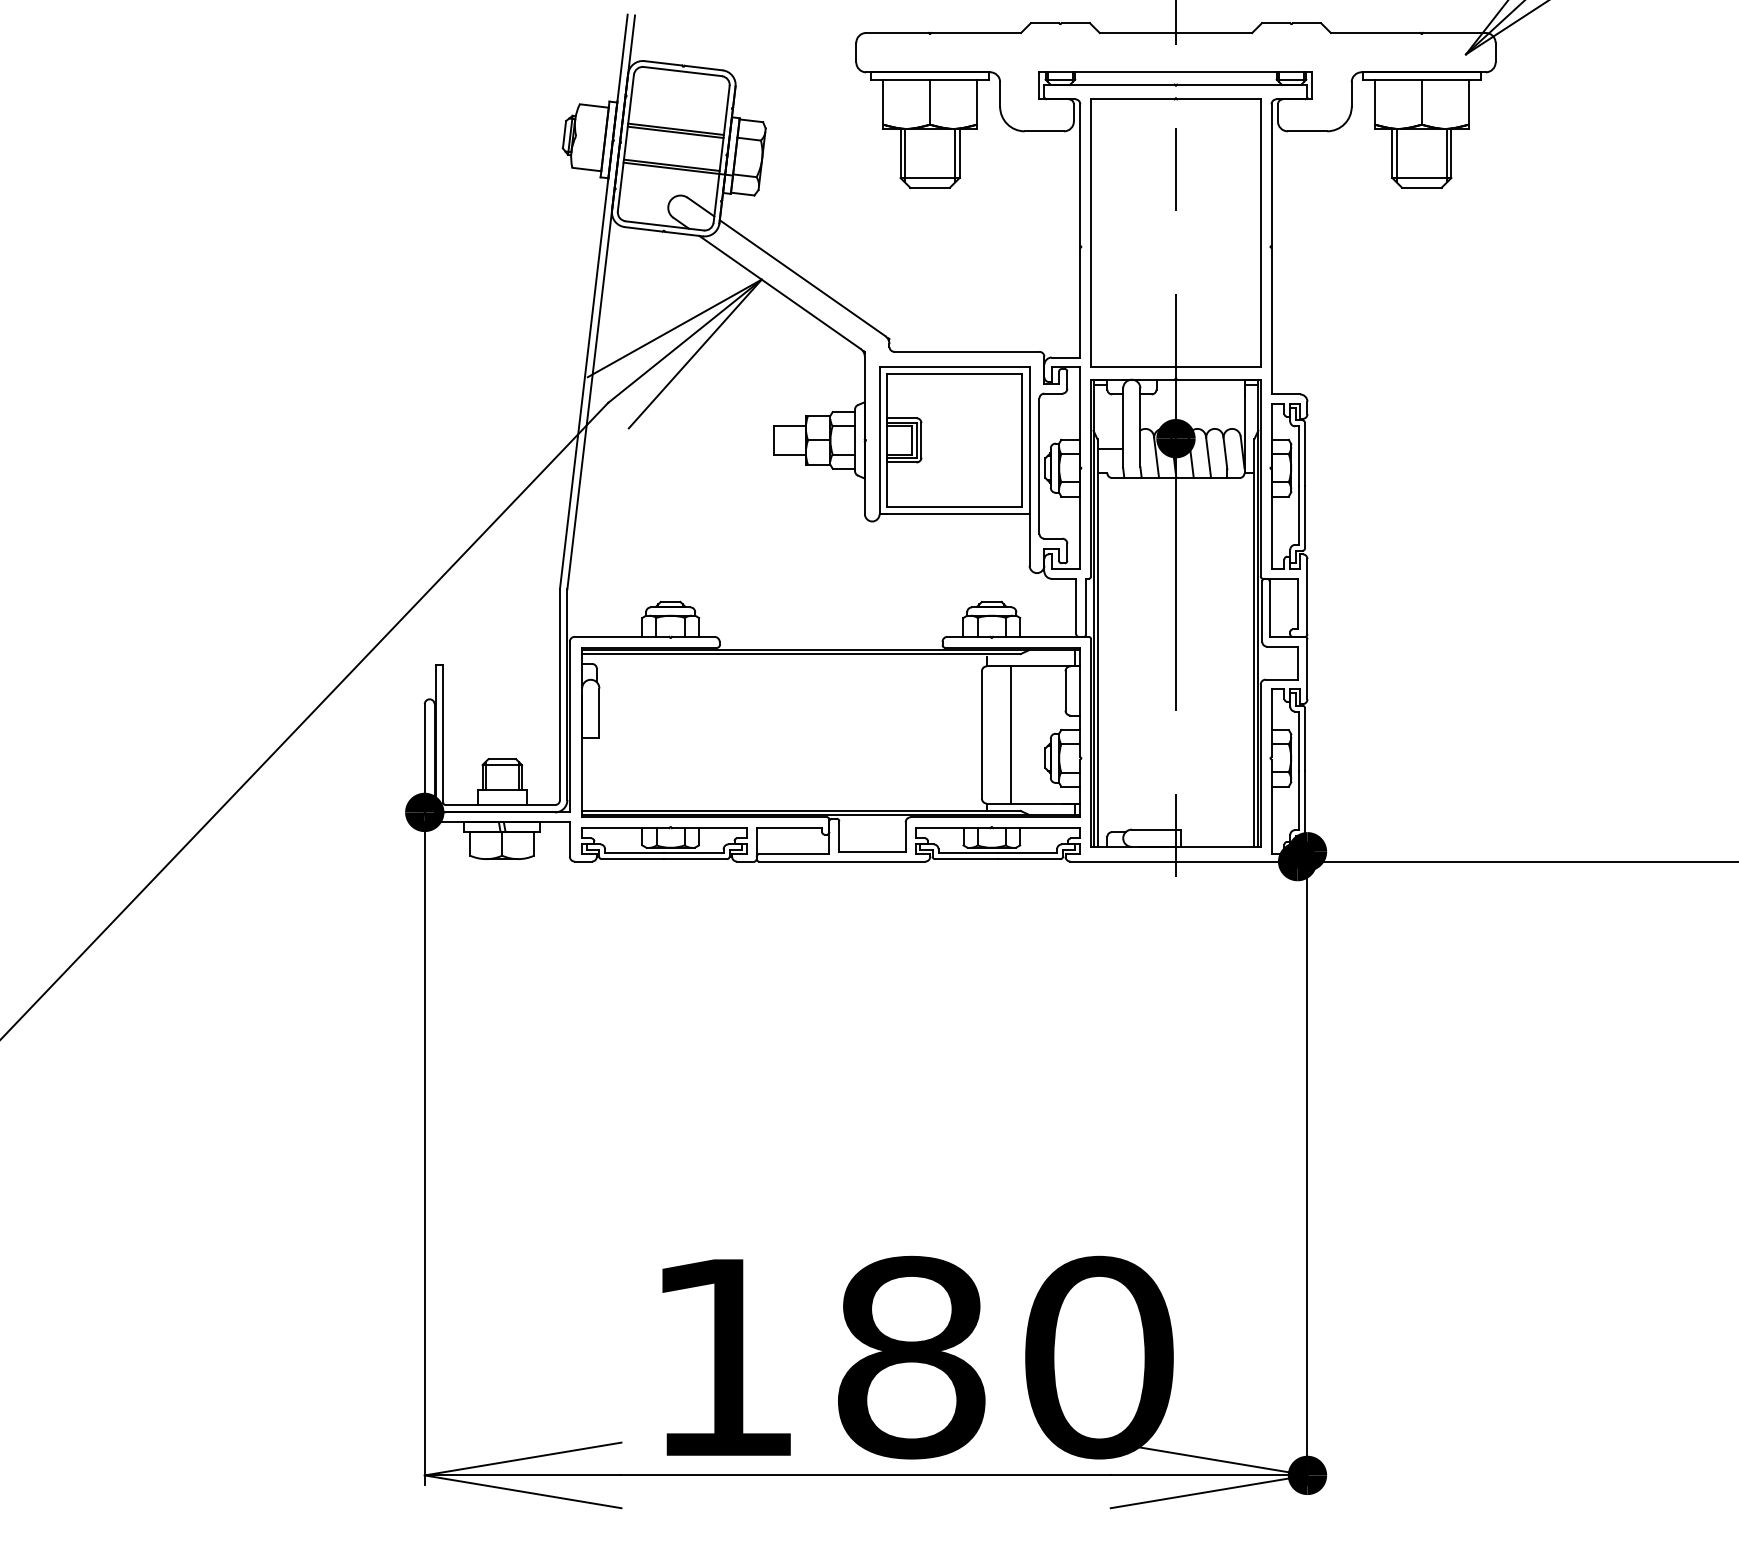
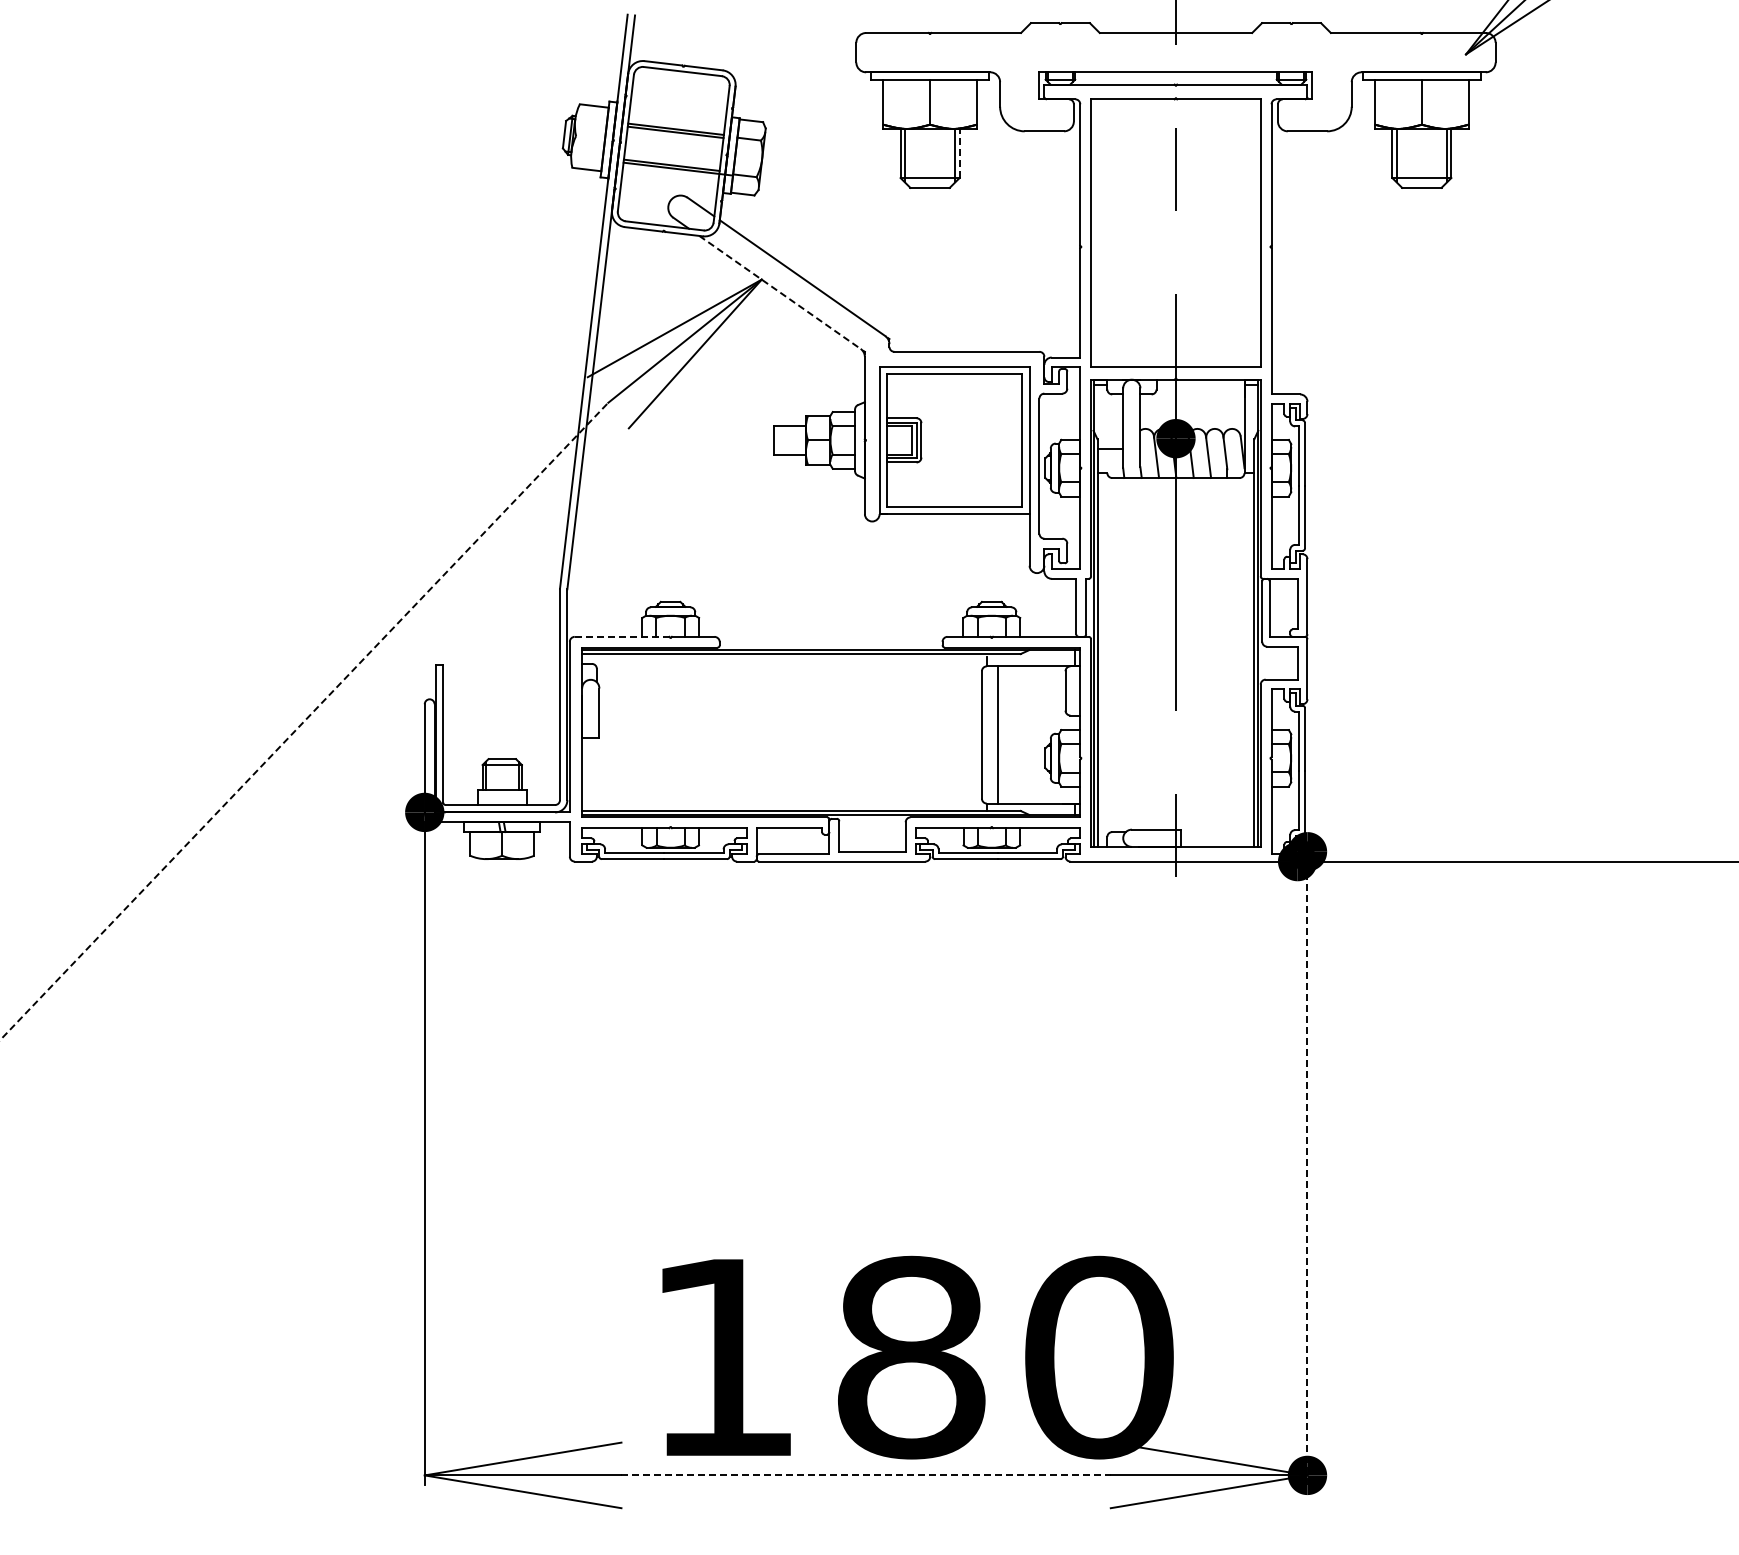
line: solid -> dashed (959, 153)
line: solid -> dashed (780, 292)
line: solid -> dashed (622, 636)
line: solid -> dashed (304, 721)
line position: (1011, 734) -> (998, 734) (998, 734)
line: solid -> dashed (1307, 1173)
line: solid -> dashed (866, 1475)
